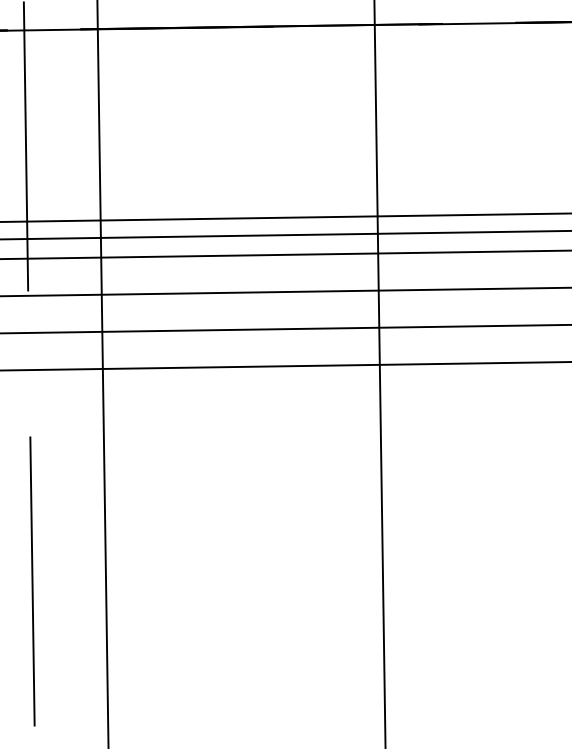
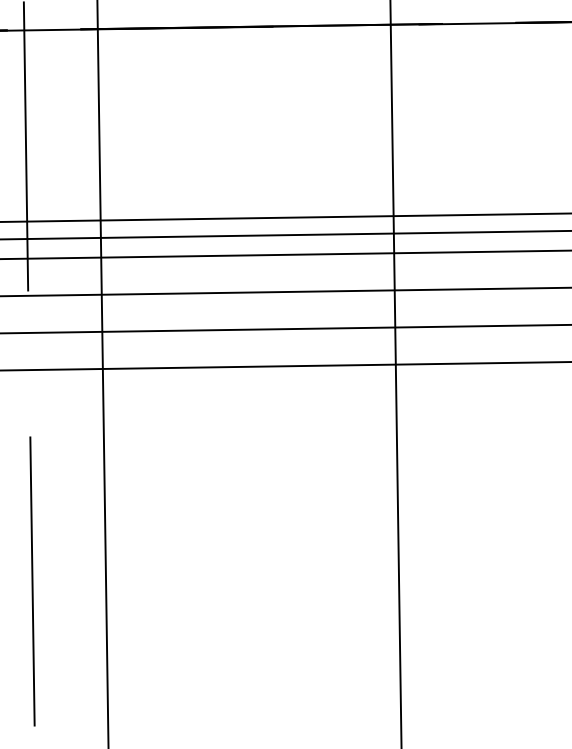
line position: (379, 373) -> (395, 373) (395, 373)
